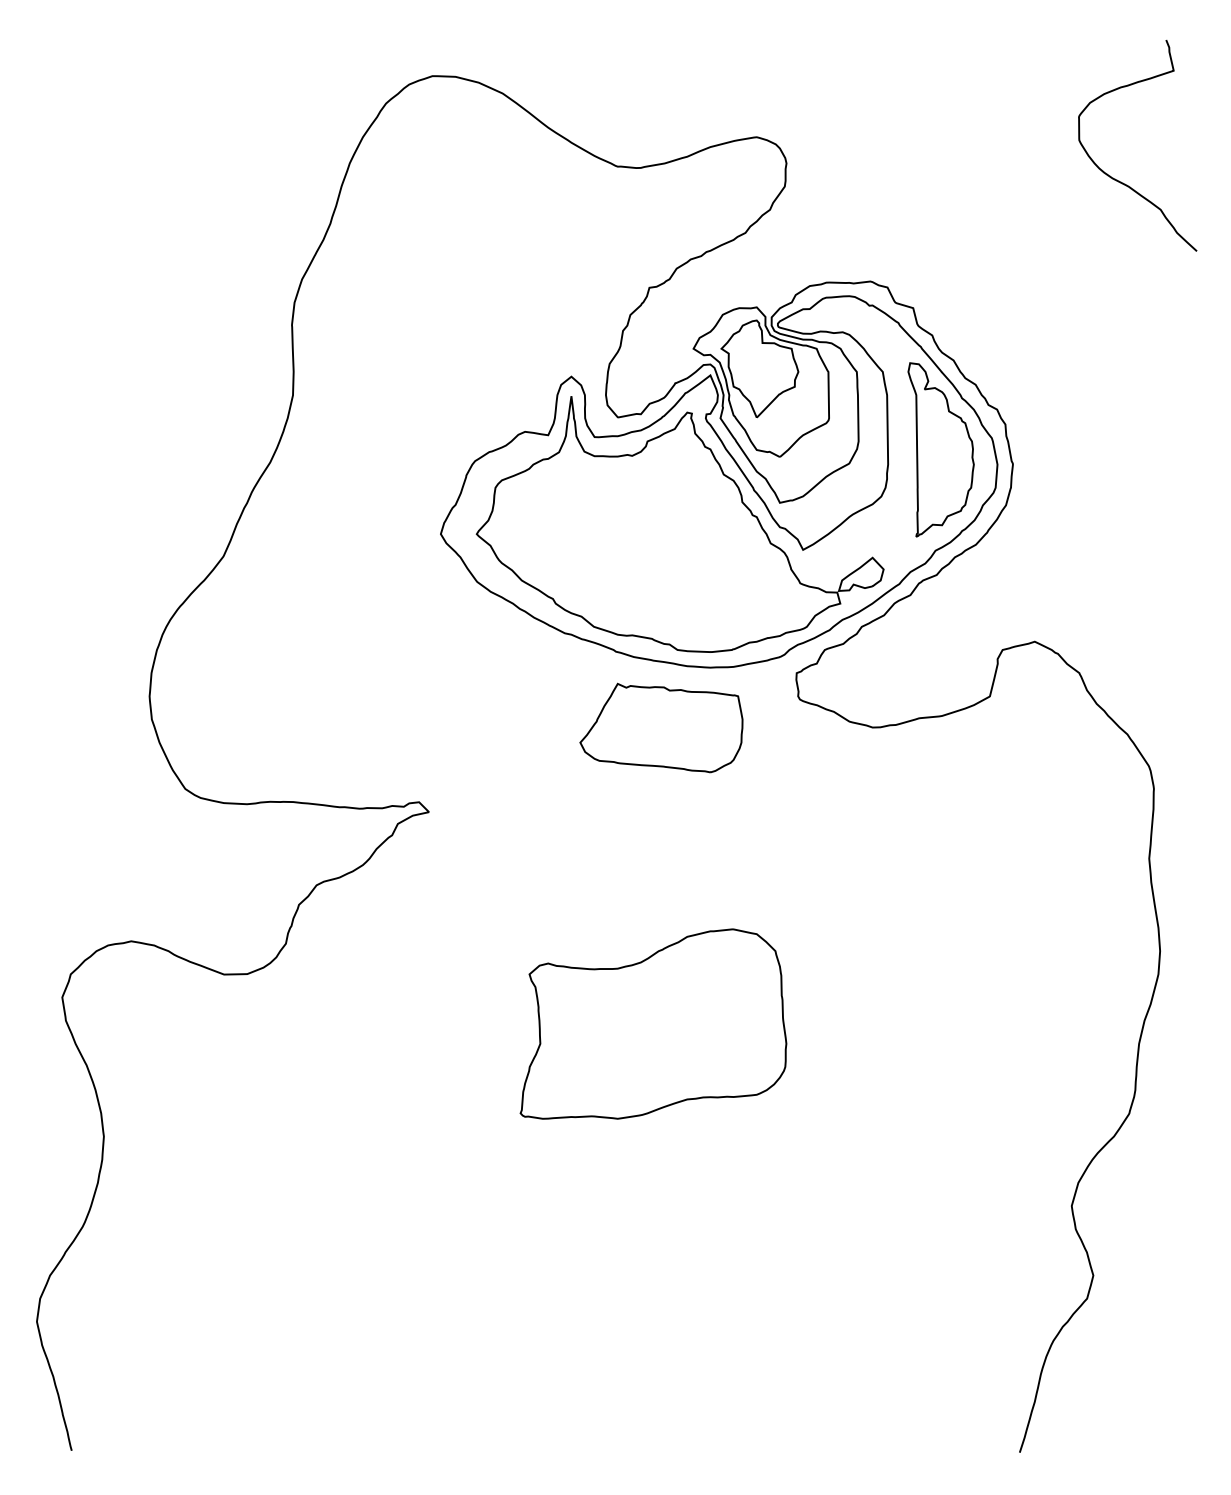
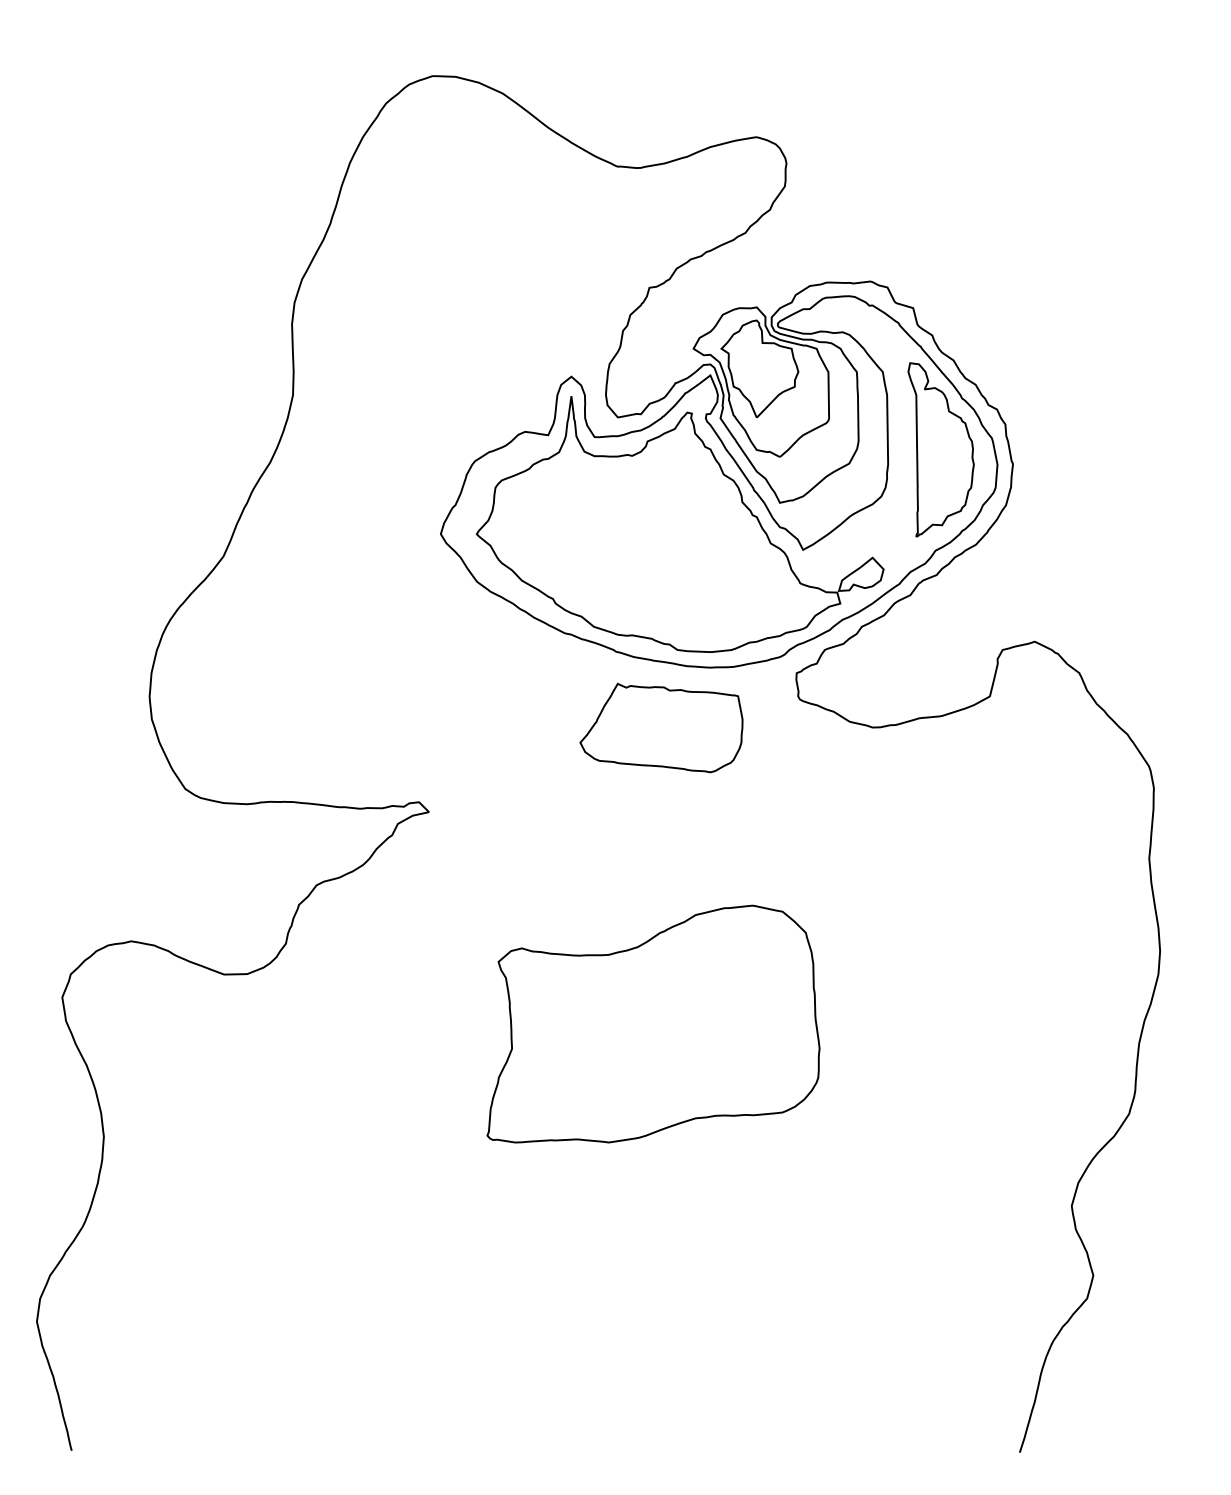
curve: present -> none (1119, 180)
part size: 269x192 px -> 335x240 px (653, 1023)
